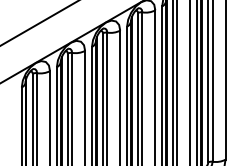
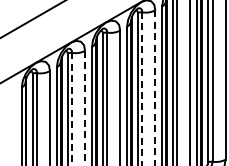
line position: (38, 23) -> (32, 19) (32, 19)
line: solid -> dashed (142, 88)
line: solid -> dashed (155, 88)
line: solid -> dashed (72, 108)
line: solid -> dashed (85, 108)
